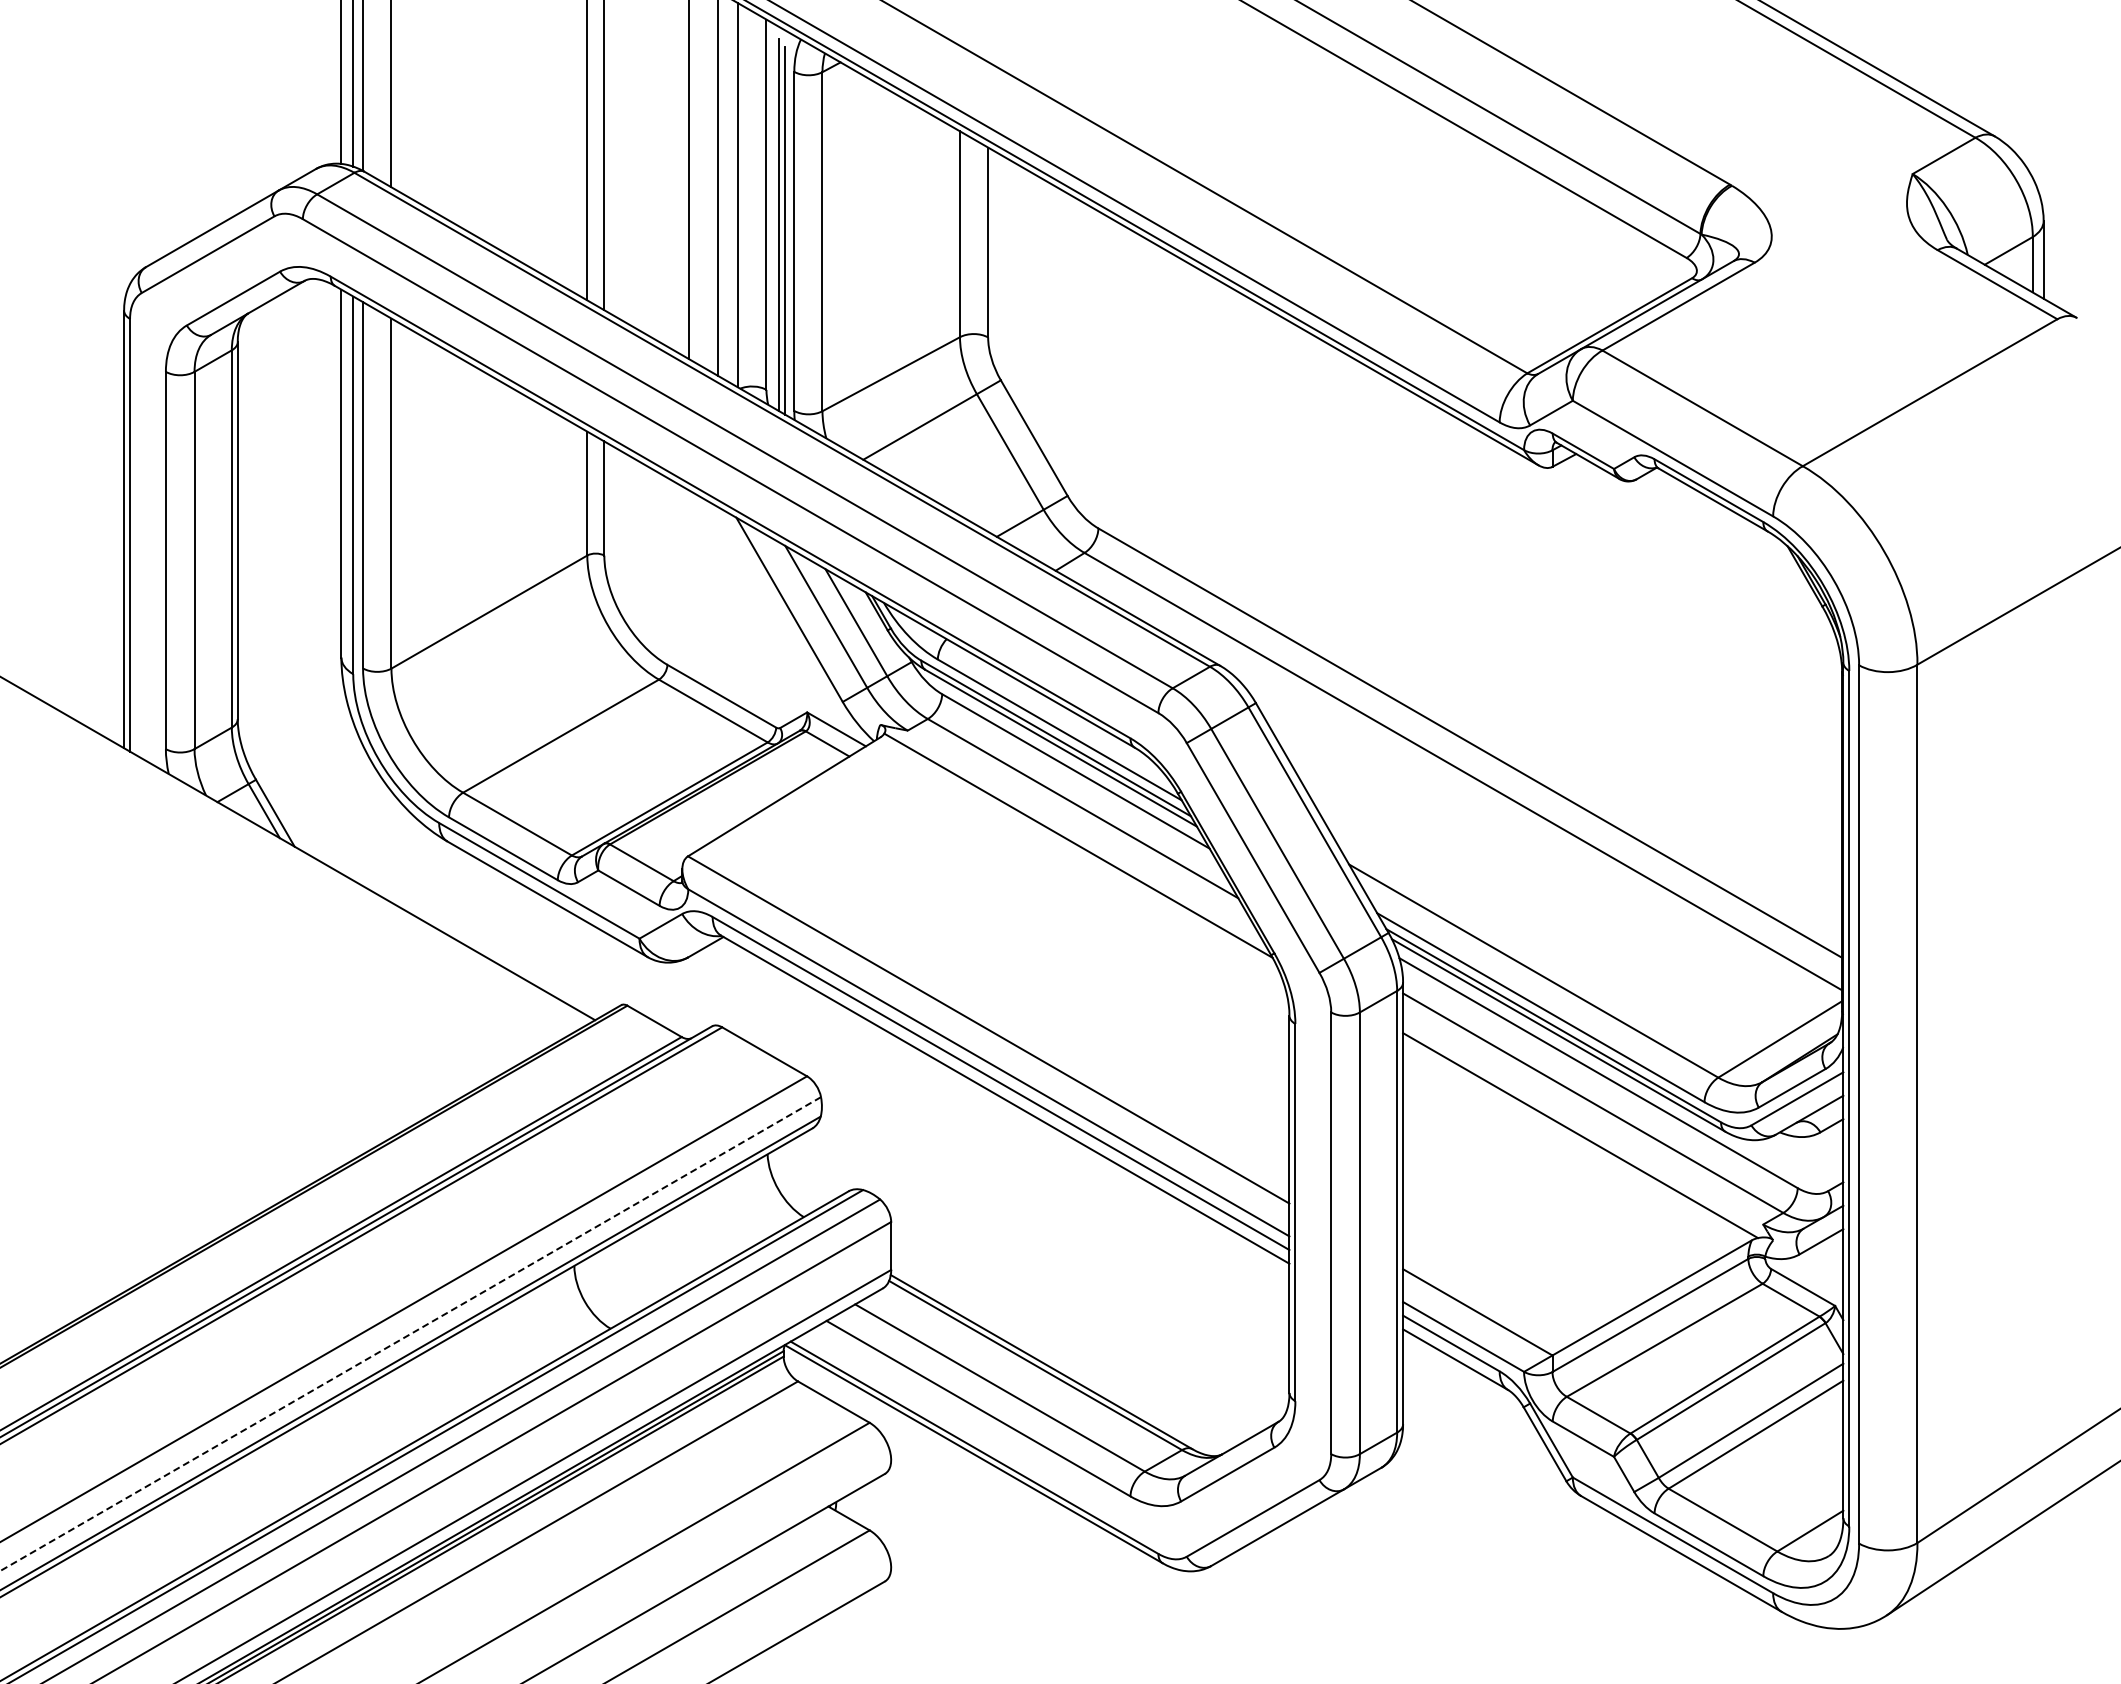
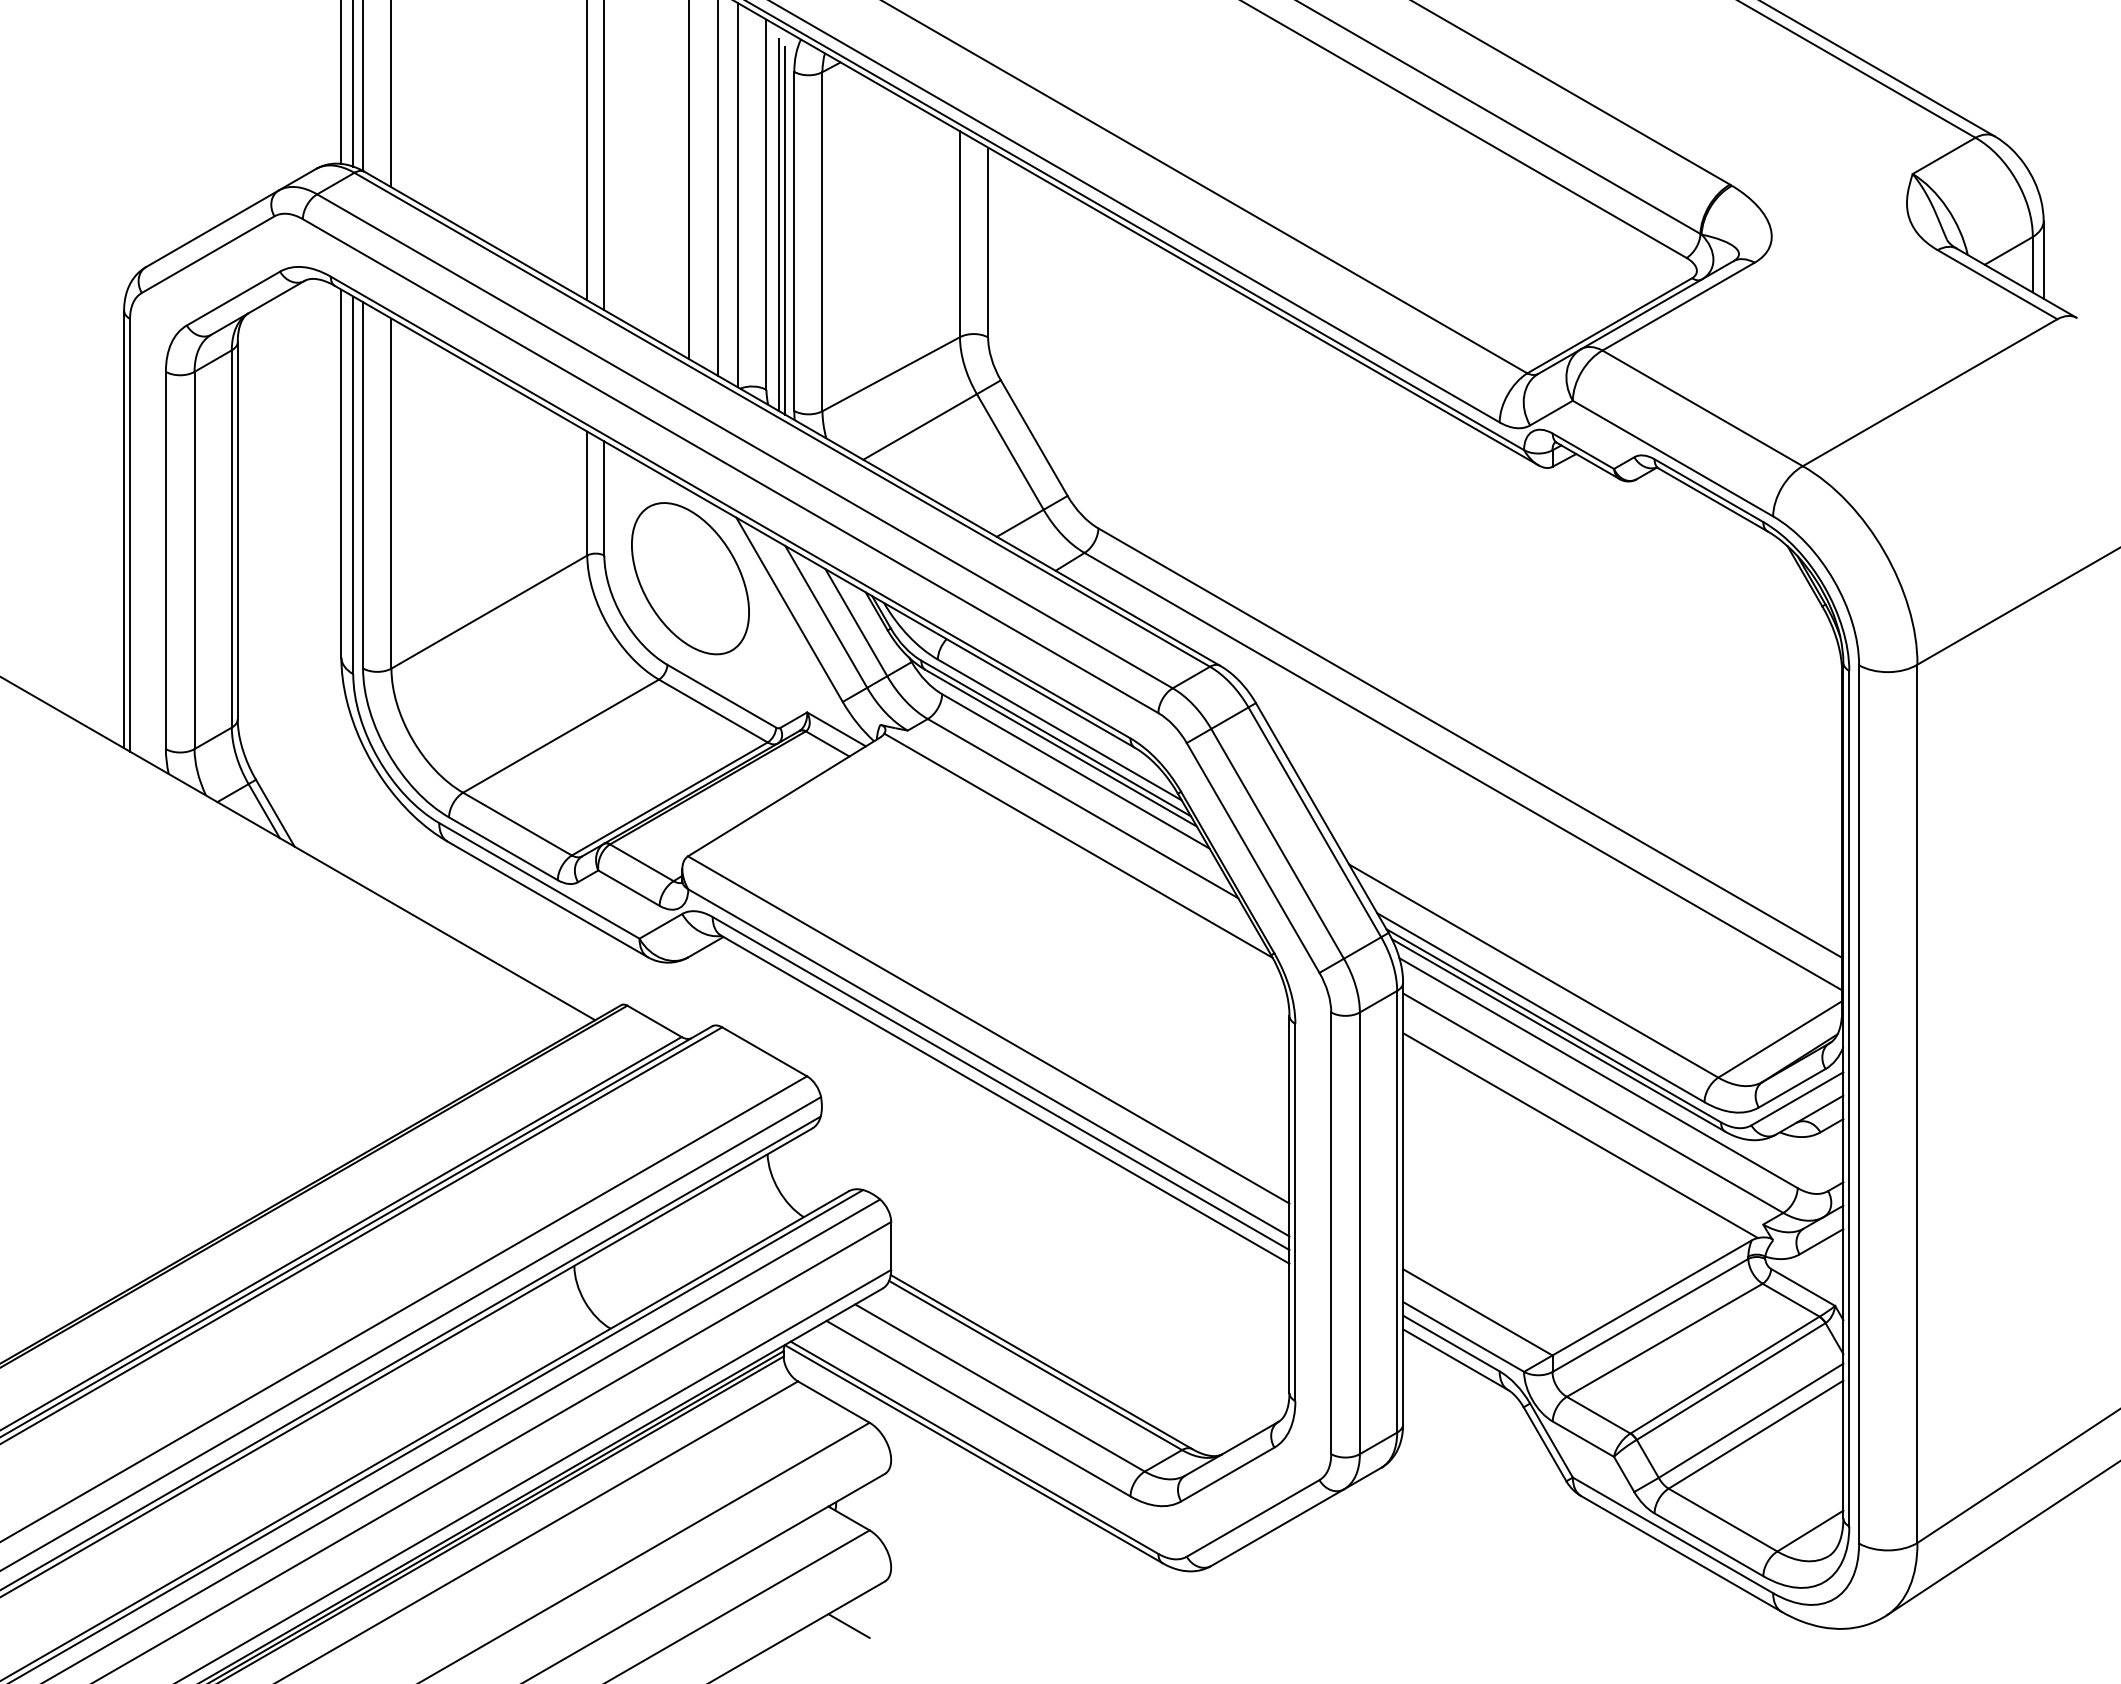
part: none -> present (690, 578)
line: dashed -> solid (410, 1334)
line: none -> present (848, 1625)
